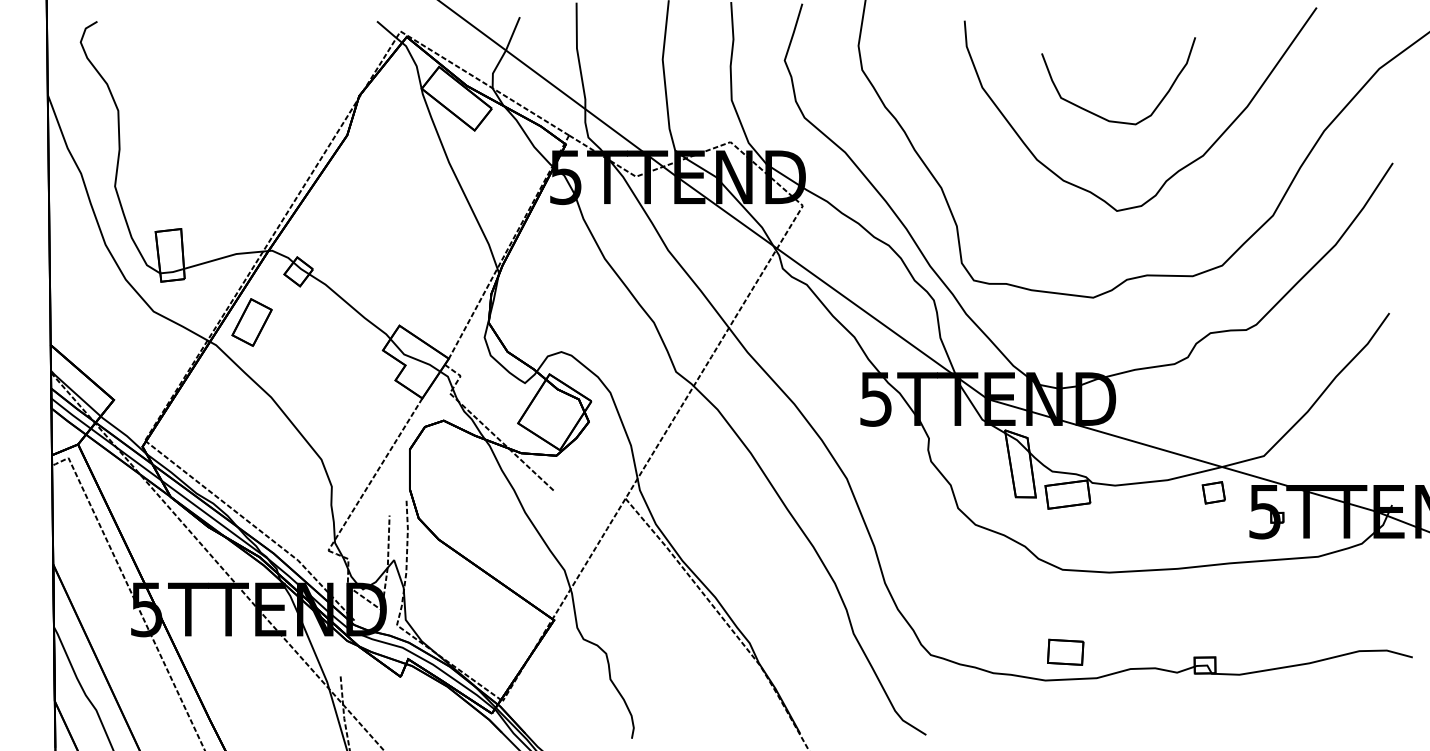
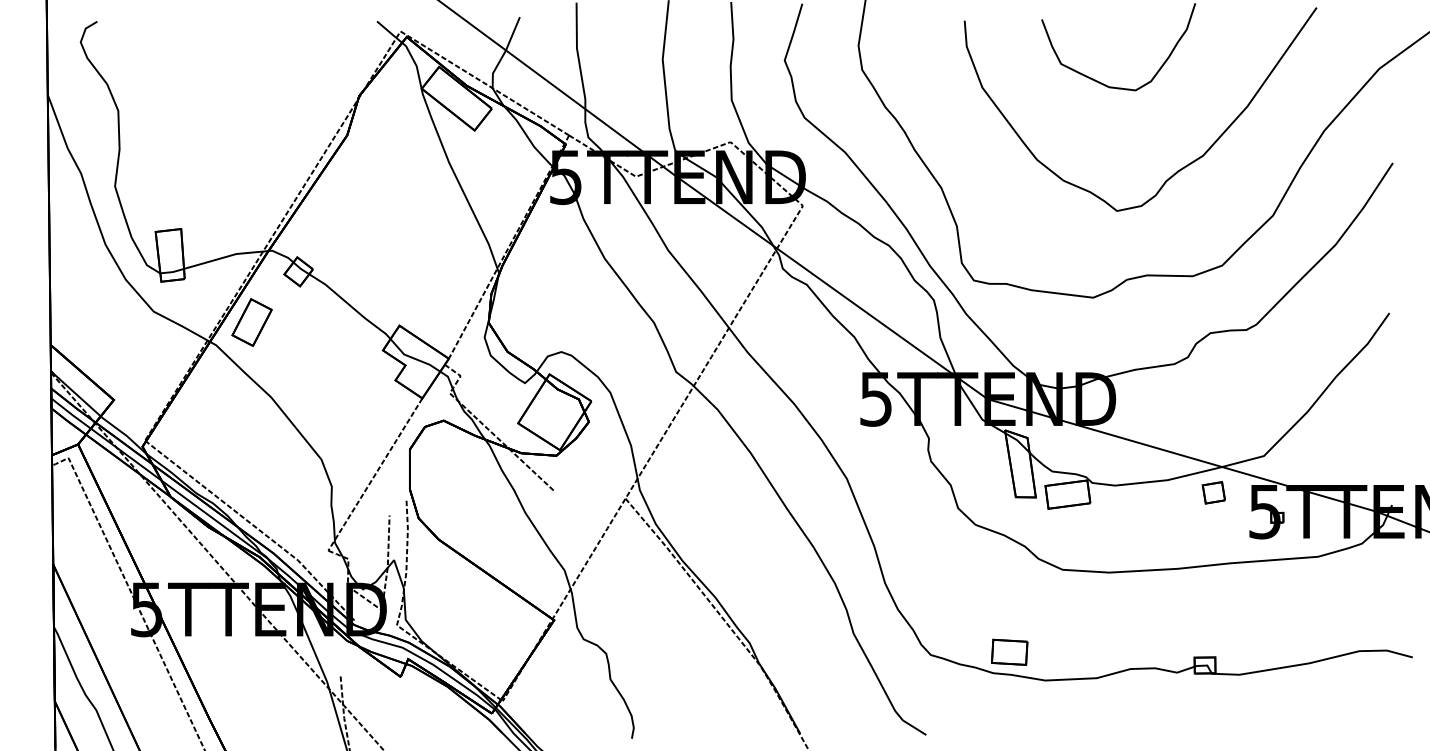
part position: (1106, 118) -> (1106, 84) (1106, 84)
part position: (1065, 651) -> (1009, 651) (1009, 651)
